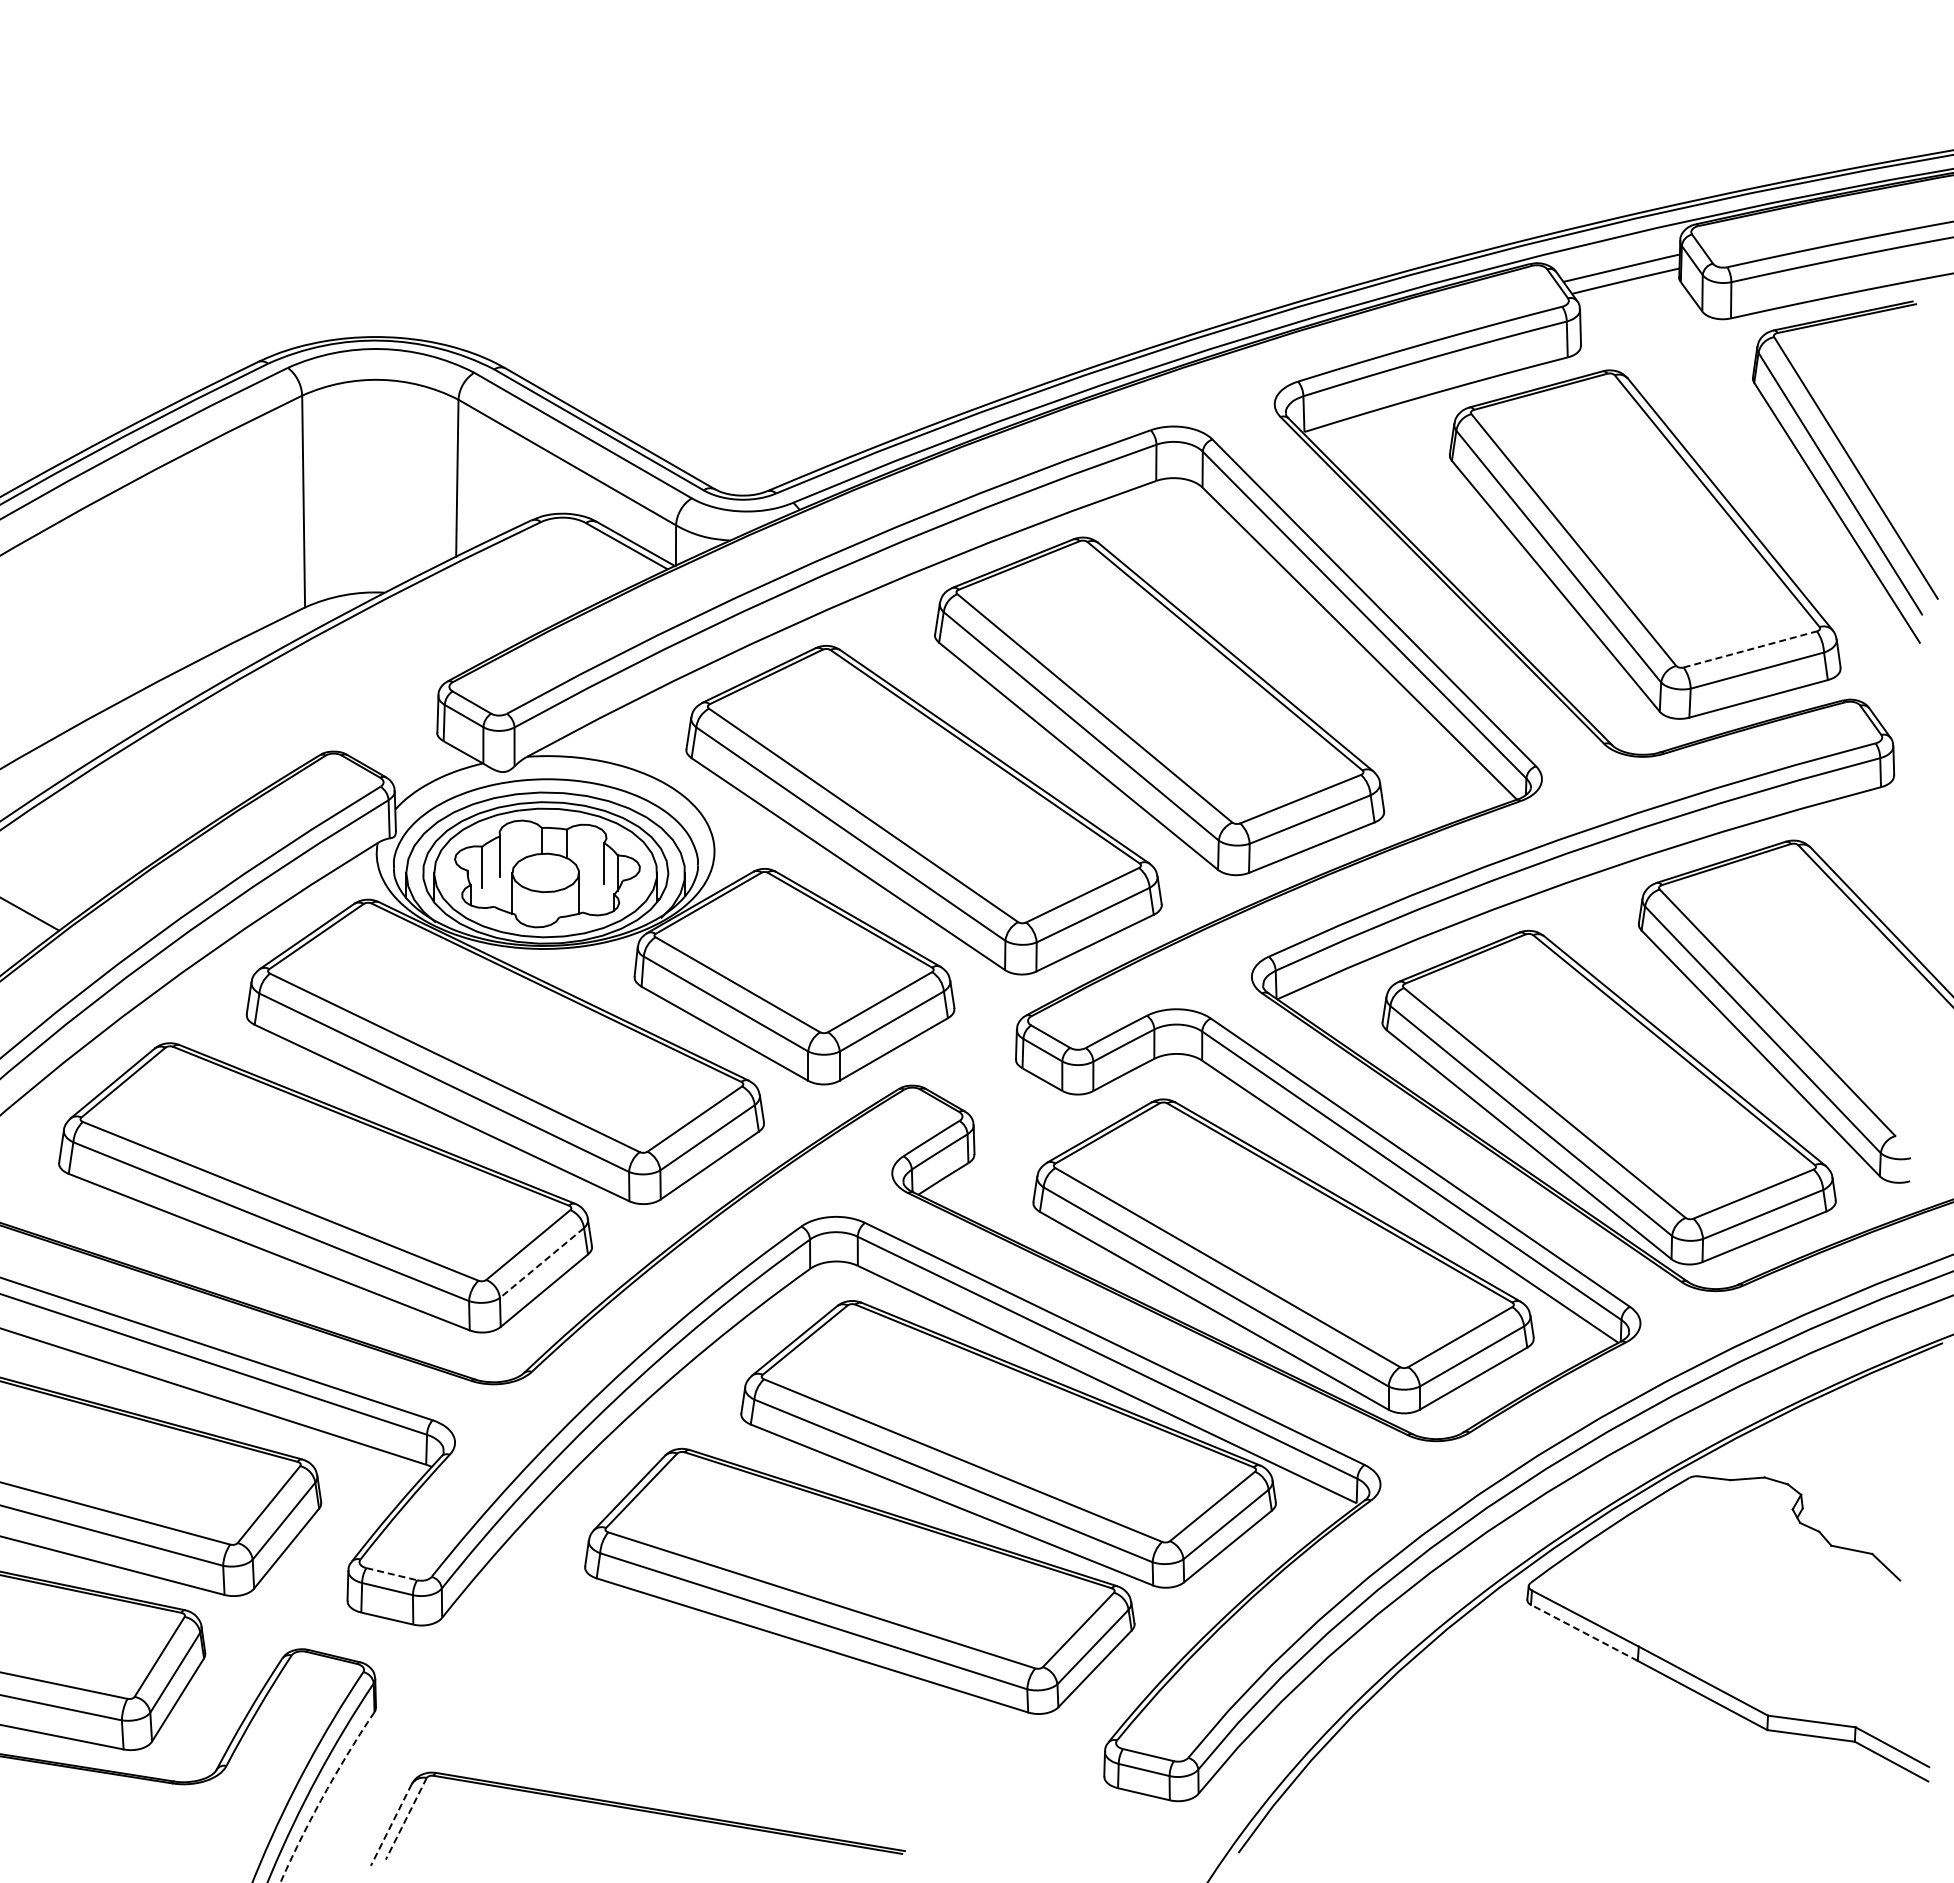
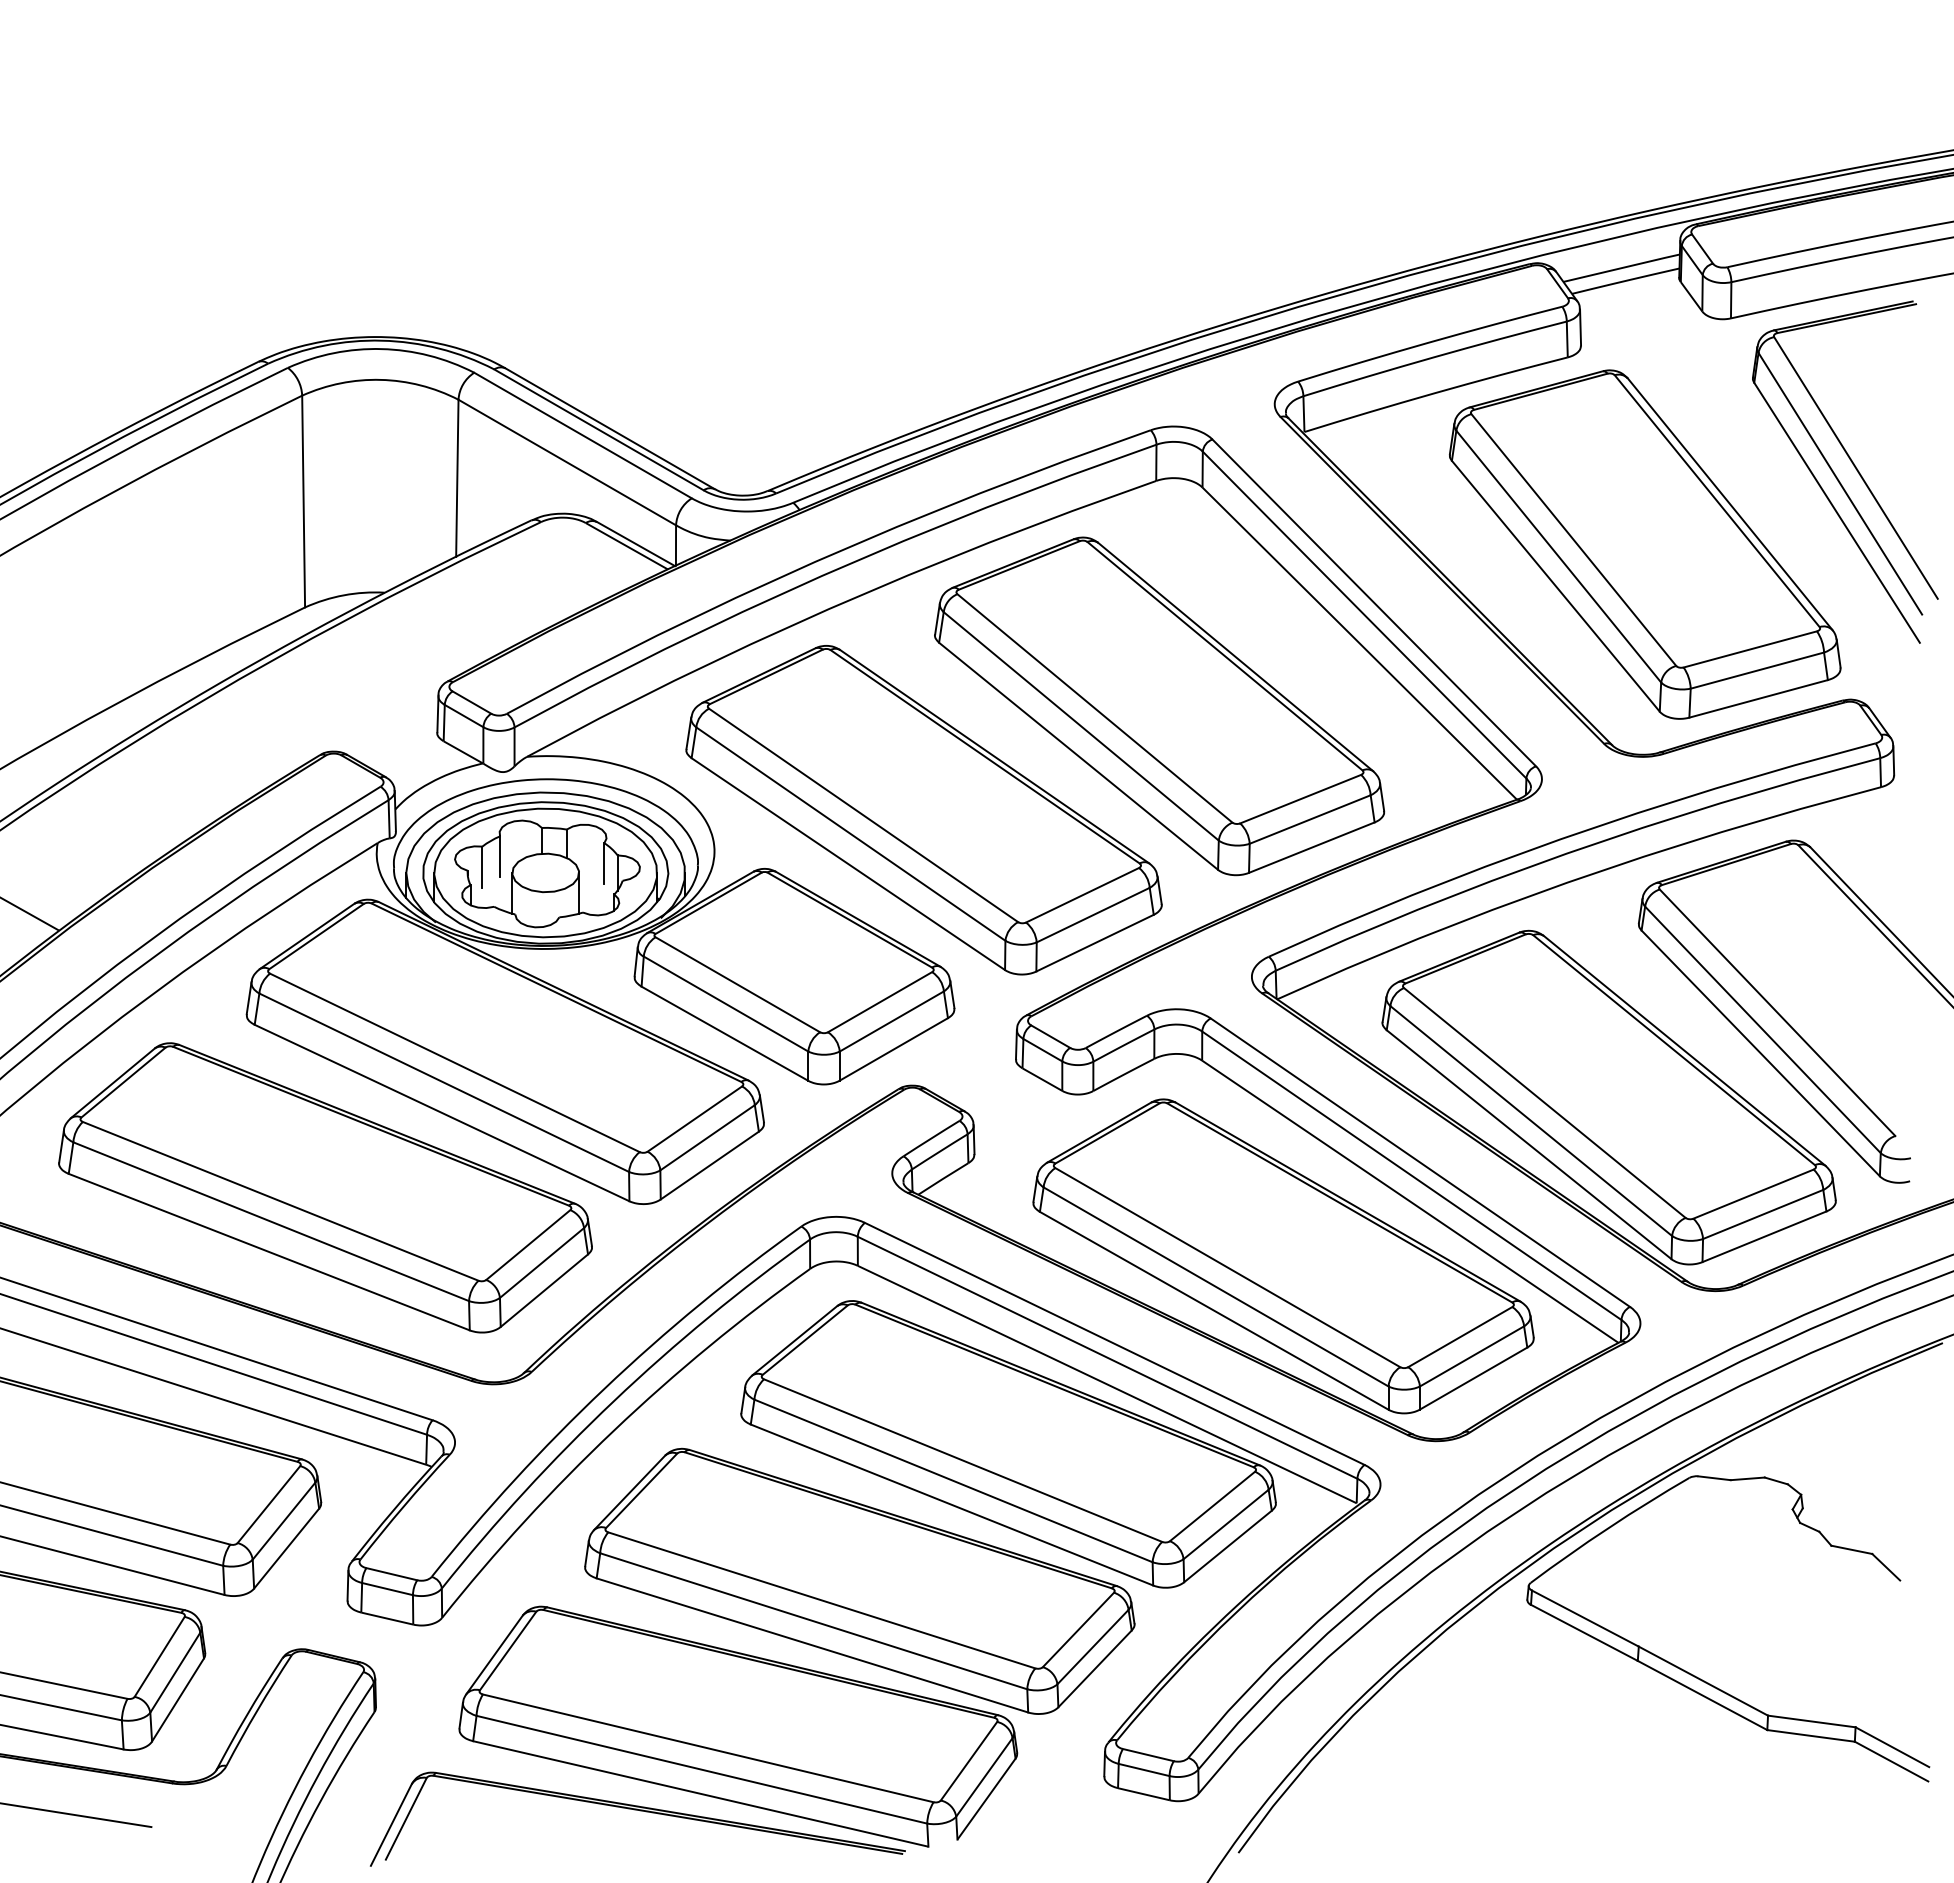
line: dashed -> solid (1750, 649)
line: dashed -> solid (542, 1263)
line: dashed -> solid (392, 1574)
line: dashed -> solid (1583, 1632)
part: none -> present (738, 1726)
arc: dashed -> solid (323, 1796)
line: none -> present (76, 1815)
line: dashed -> solid (406, 1818)
line: dashed -> solid (391, 1825)
